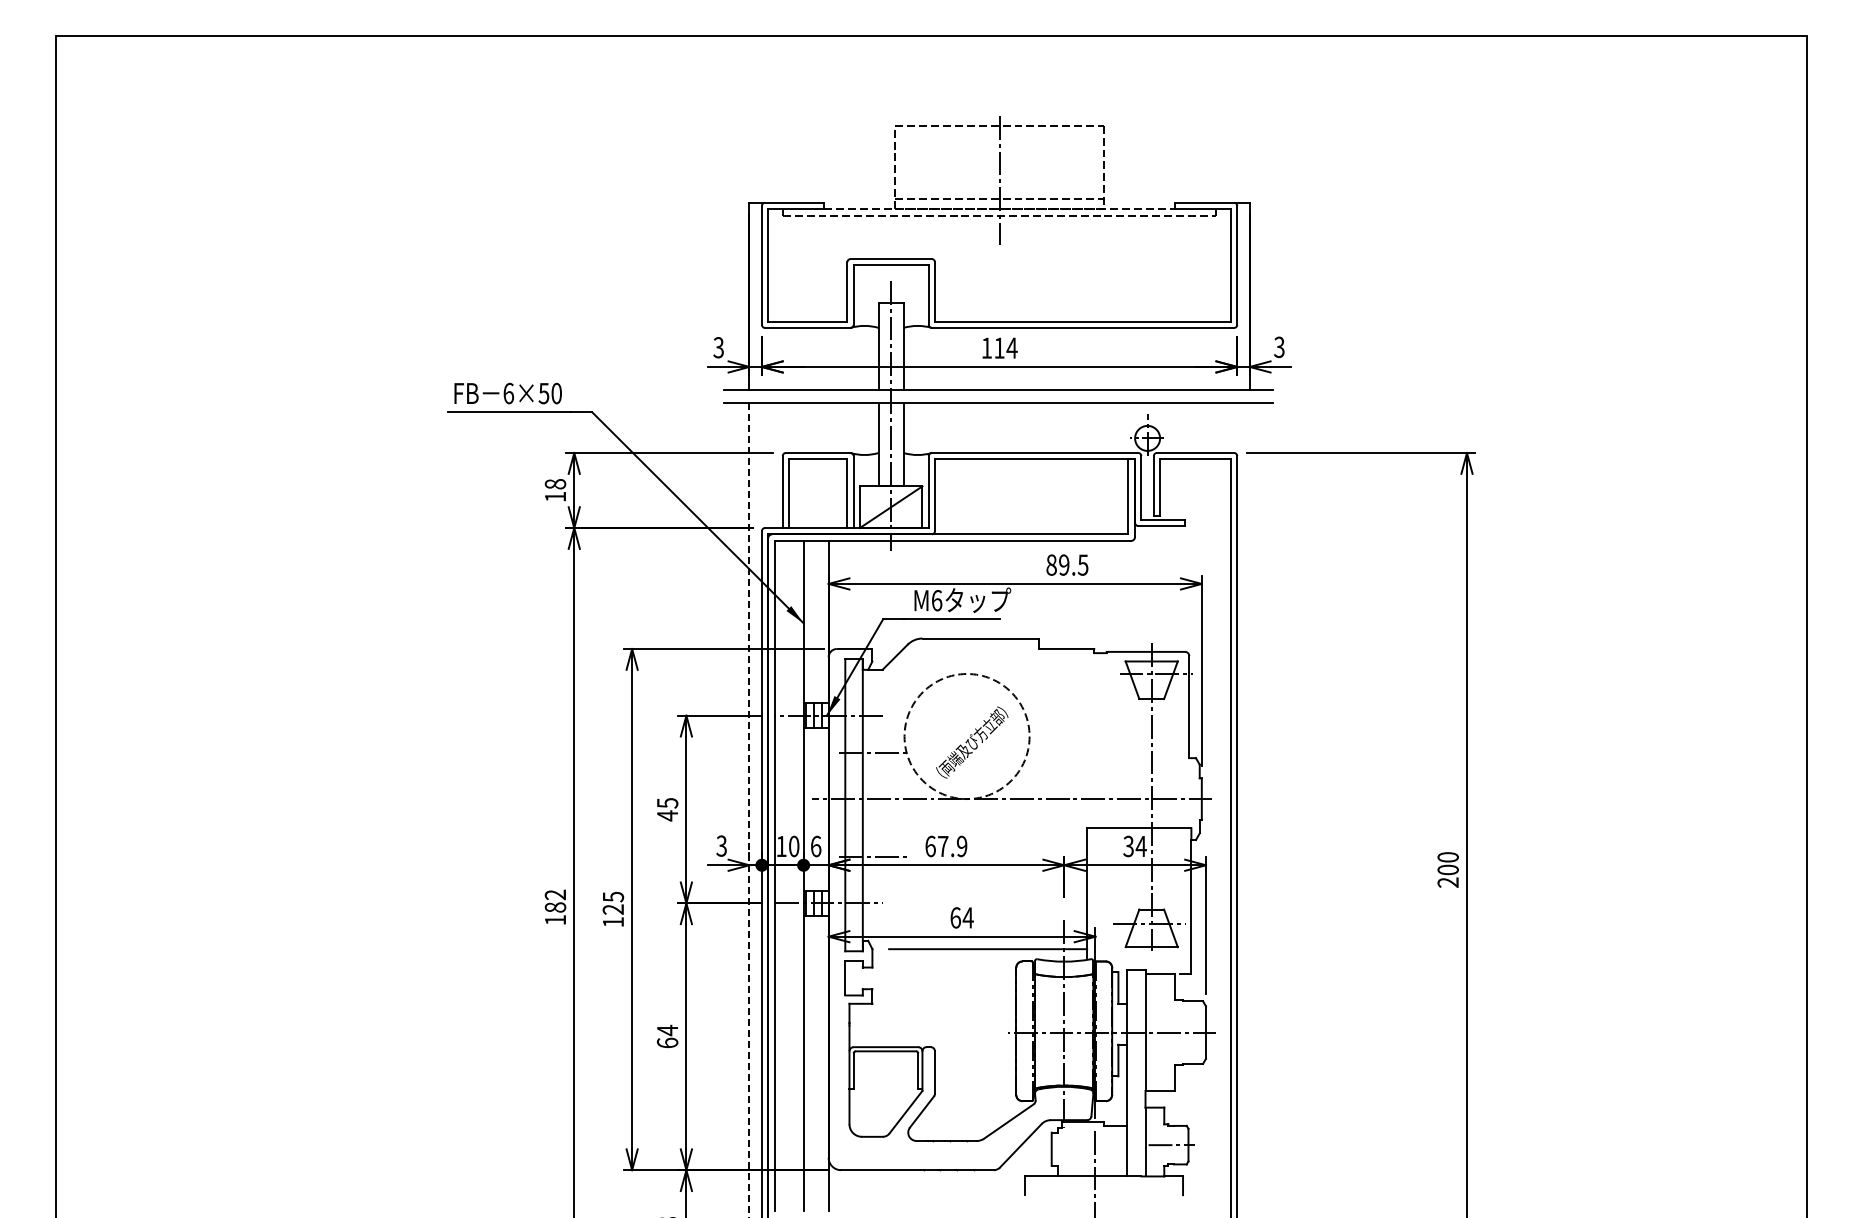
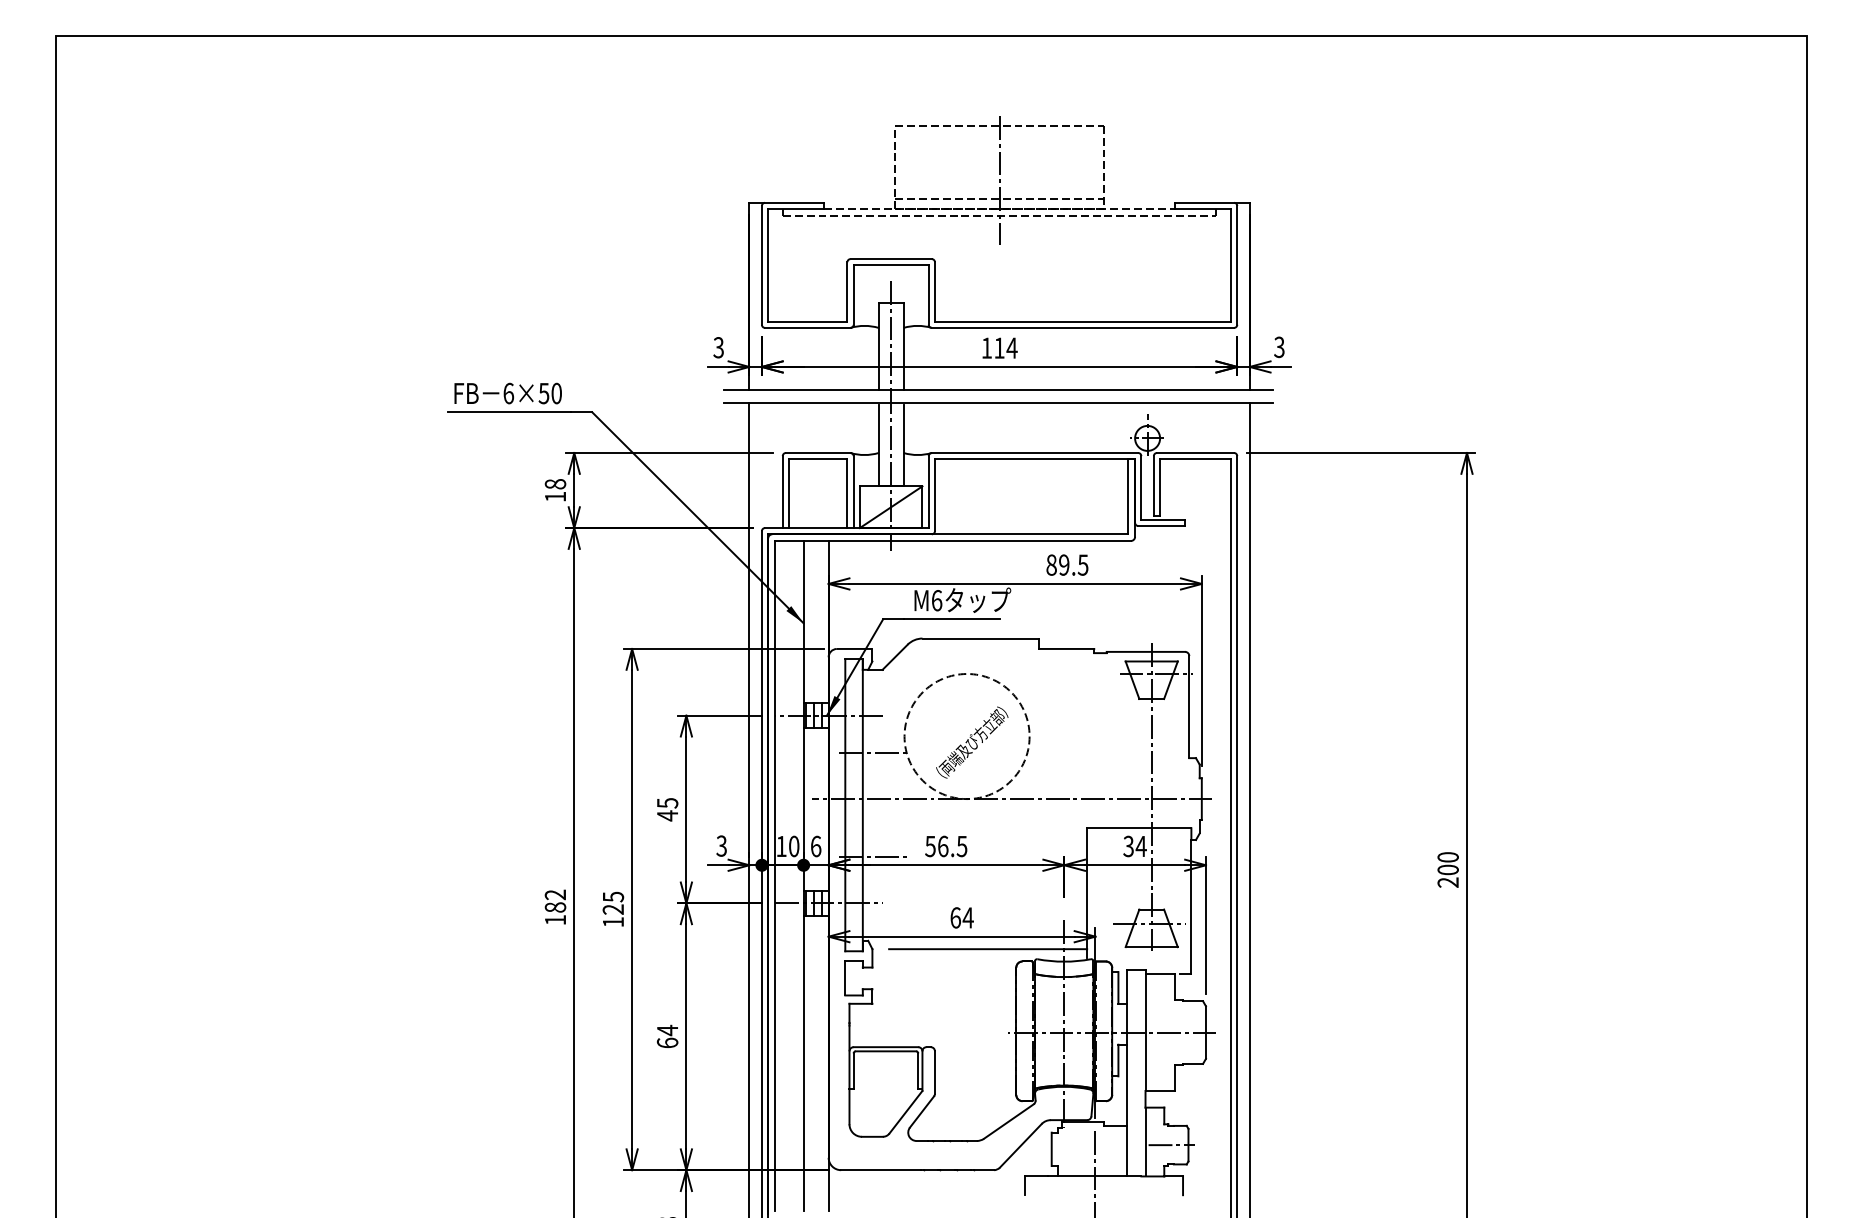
line: none -> present (1249, 808)
line: dashed -> solid (749, 810)
text: 67.9 -> 56.5 (946, 846)
